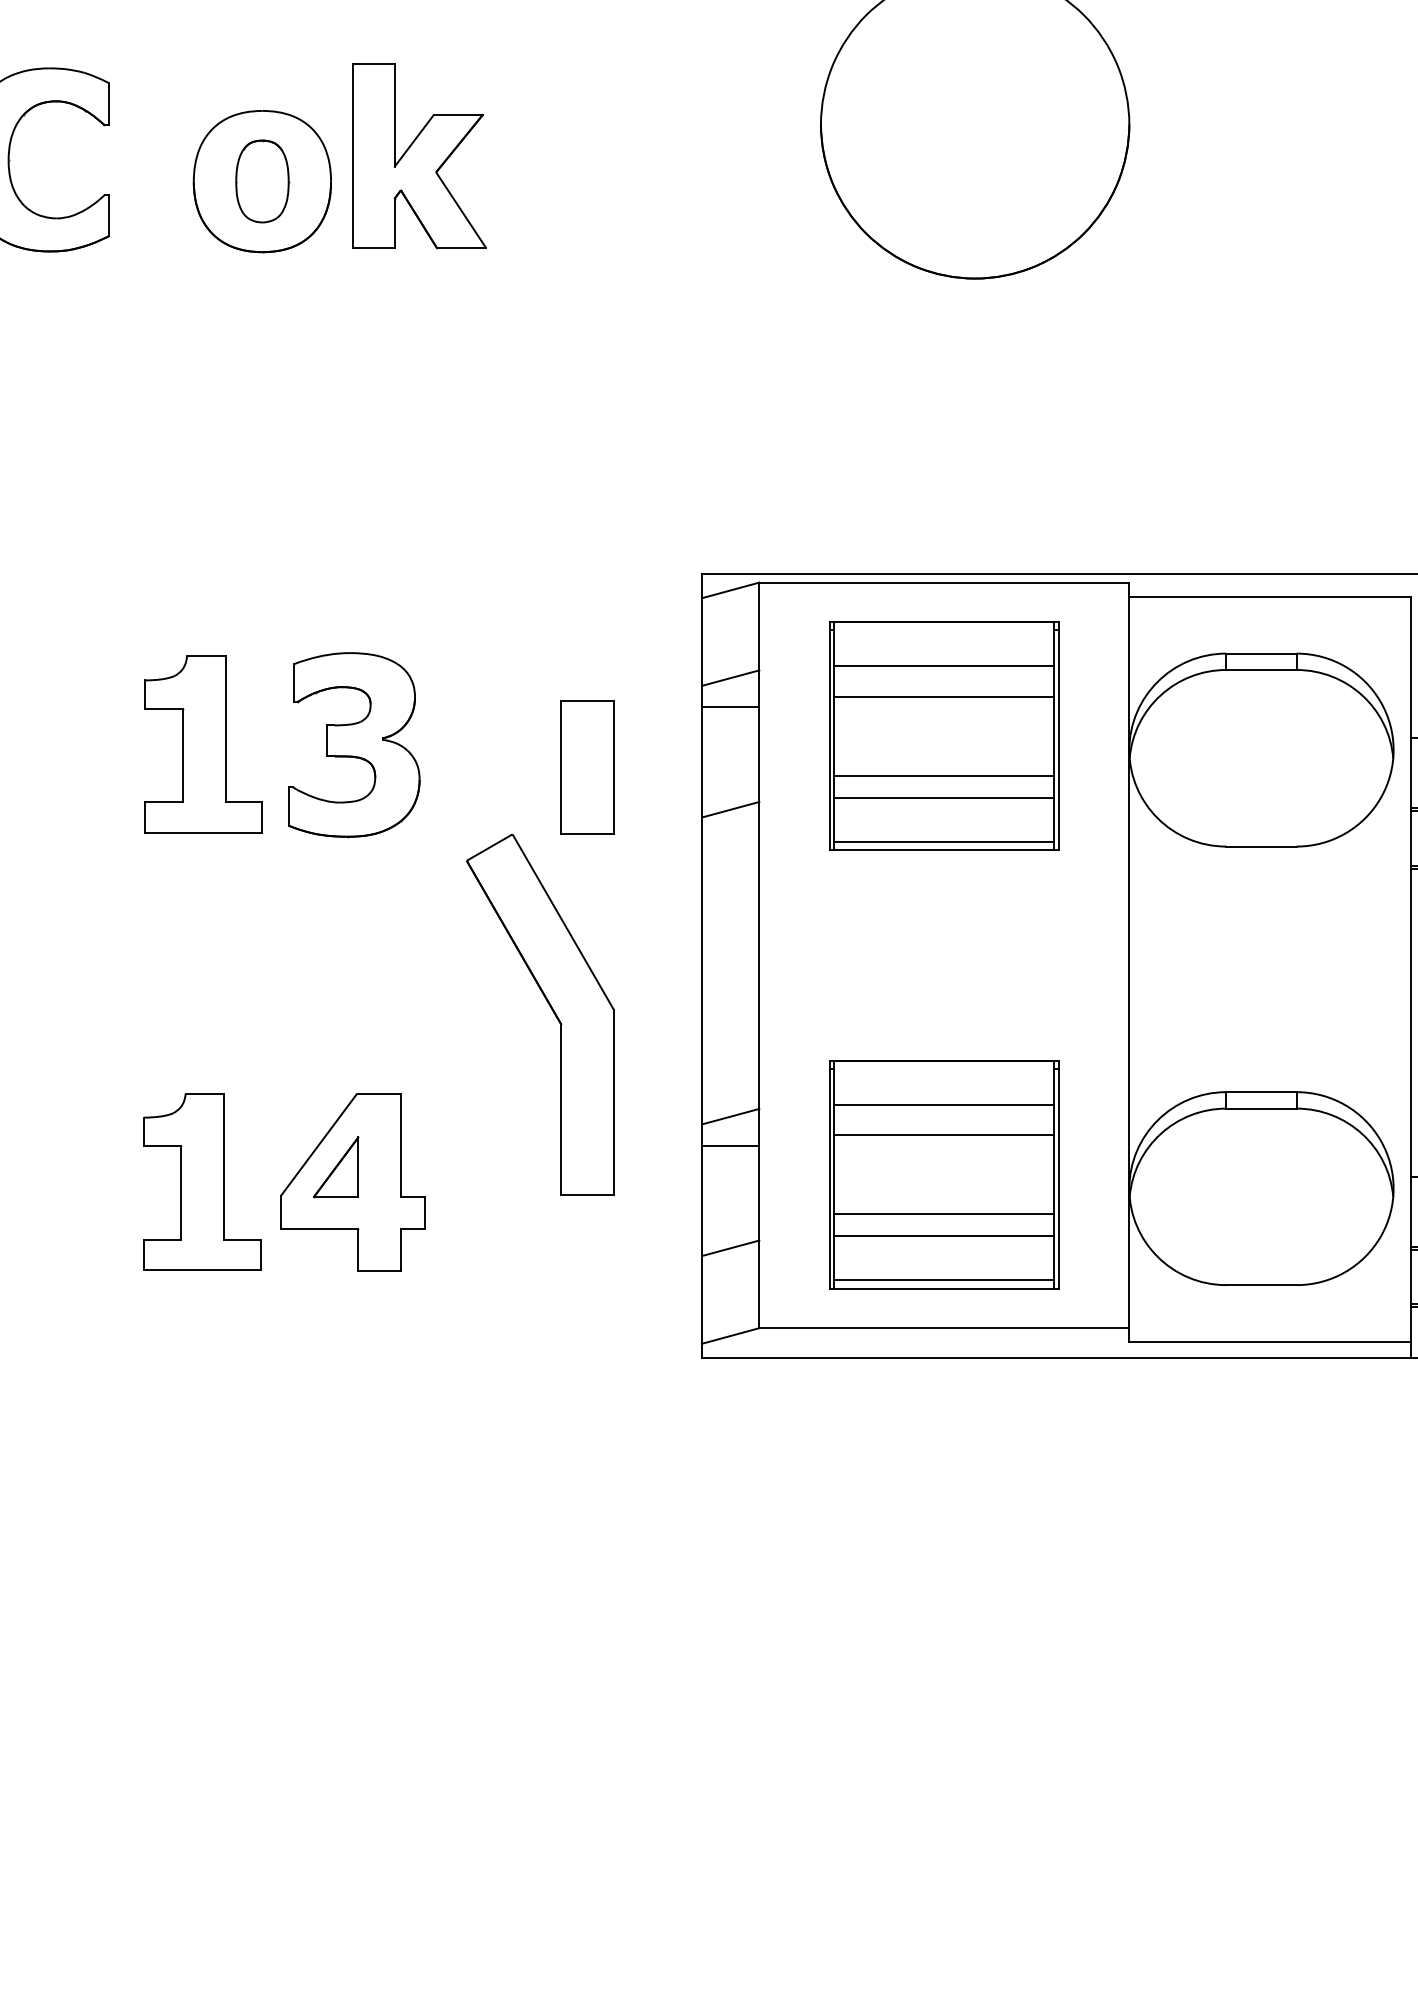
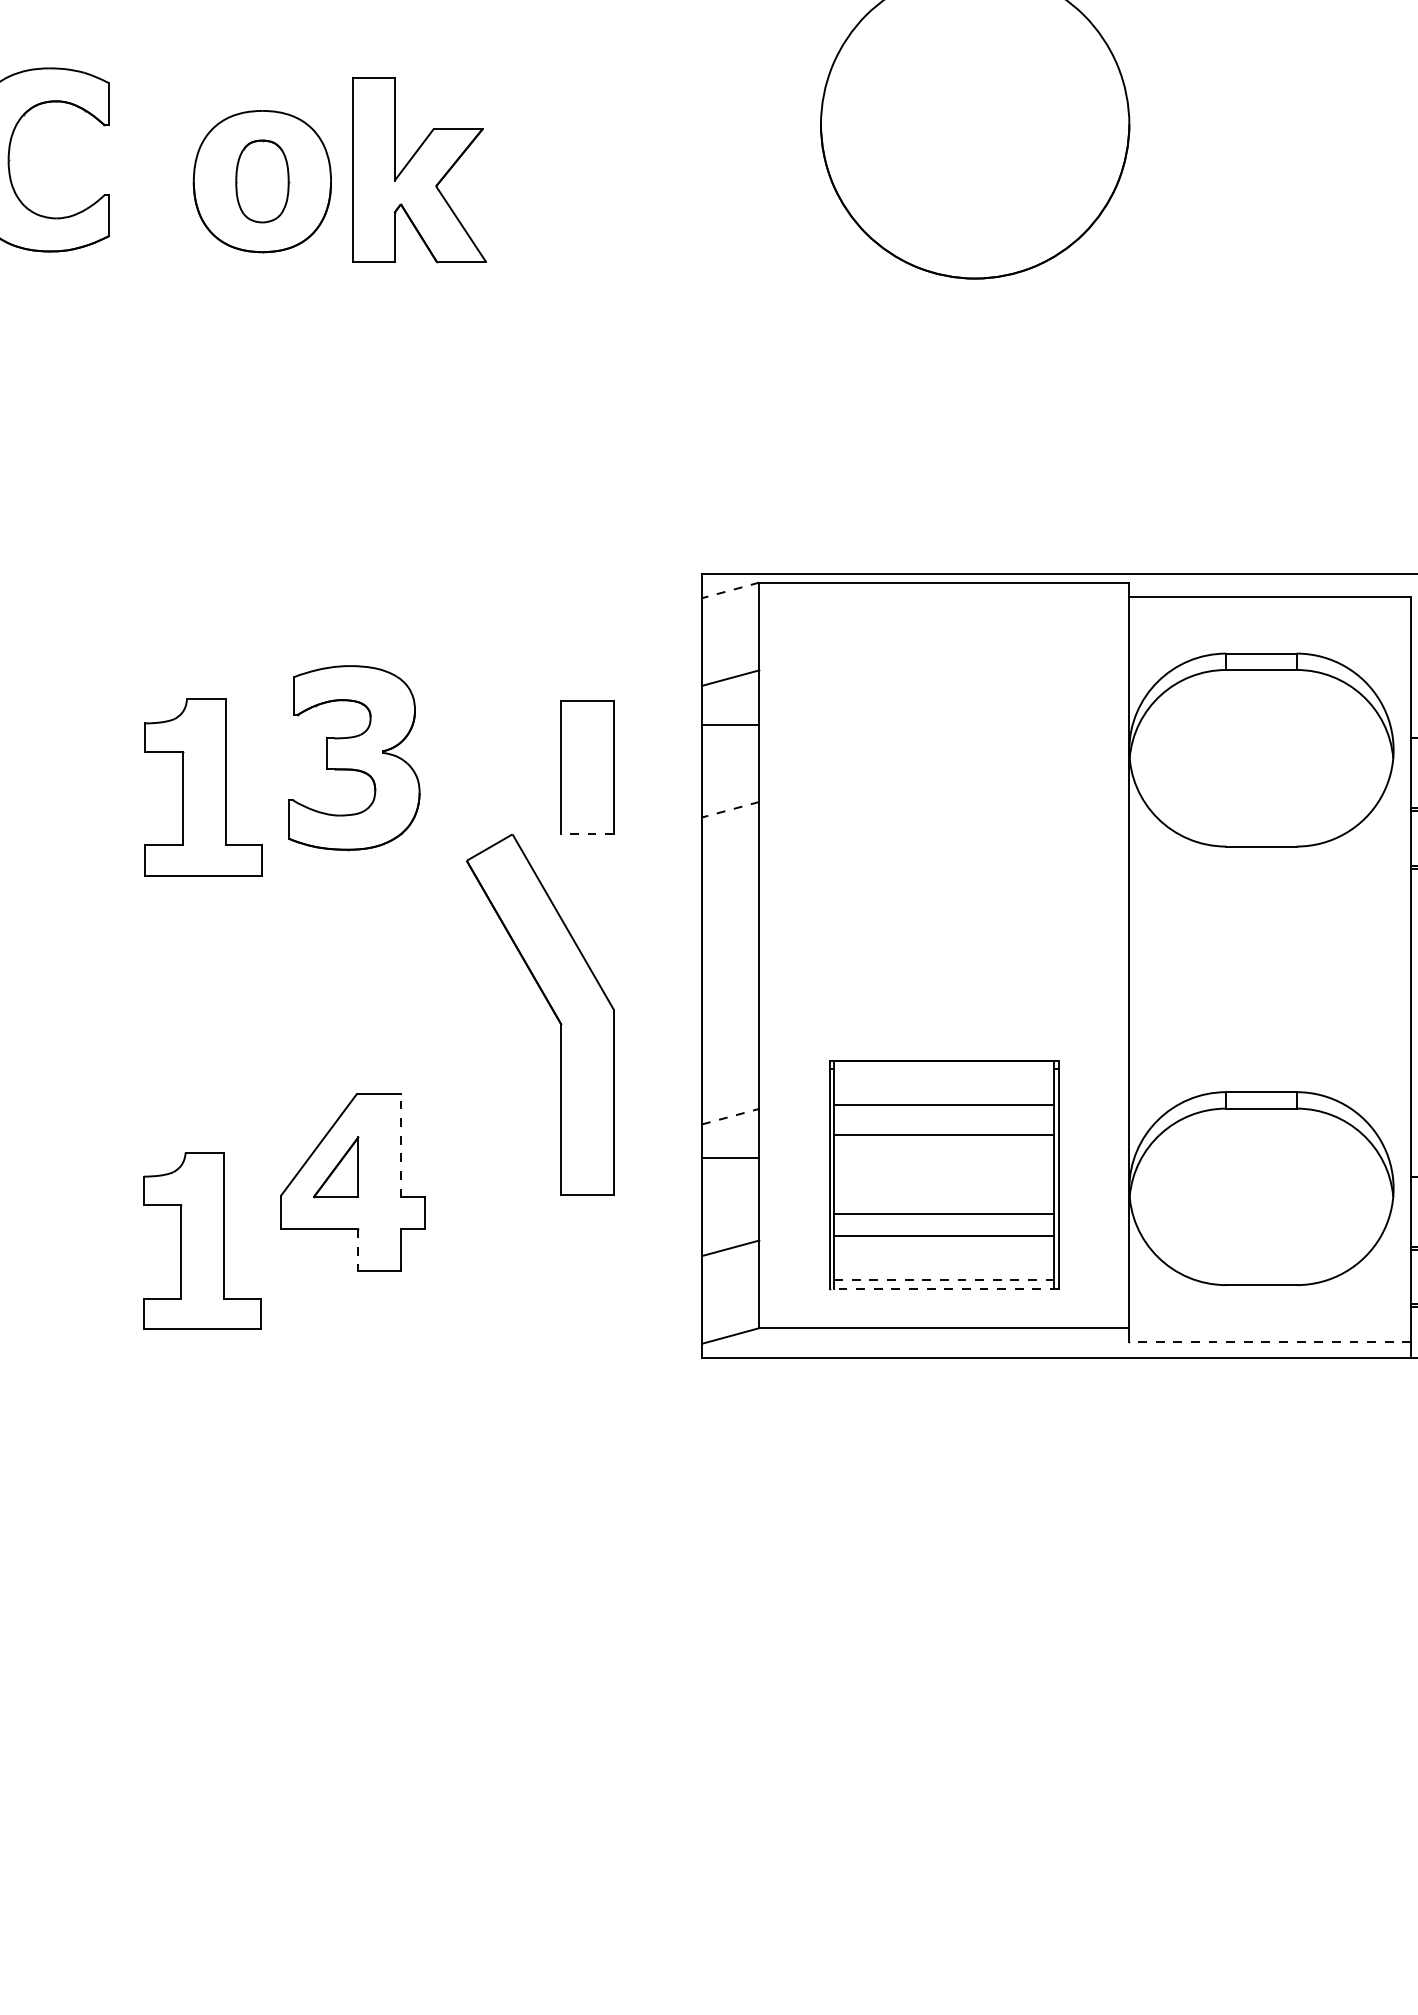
part position: (419, 156) -> (419, 170) (419, 170)
line: solid -> dashed (730, 590)
line position: (730, 707) -> (730, 725) (730, 725)
part: present -> none (944, 735)
part position: (203, 744) -> (203, 787) (203, 787)
part position: (354, 745) -> (354, 758) (354, 758)
line: solid -> dashed (730, 809)
line: solid -> dashed (587, 833)
line: solid -> dashed (730, 1116)
line: solid -> dashed (401, 1145)
line position: (730, 1145) -> (730, 1157) (730, 1157)
part position: (202, 1181) -> (202, 1240) (202, 1240)
line: solid -> dashed (358, 1249)
line: solid -> dashed (943, 1280)
line: solid -> dashed (944, 1288)
line: solid -> dashed (1270, 1342)
